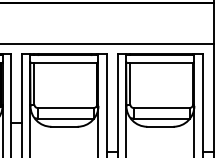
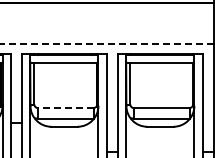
line: solid -> dashed (106, 43)
line: solid -> dashed (65, 108)
